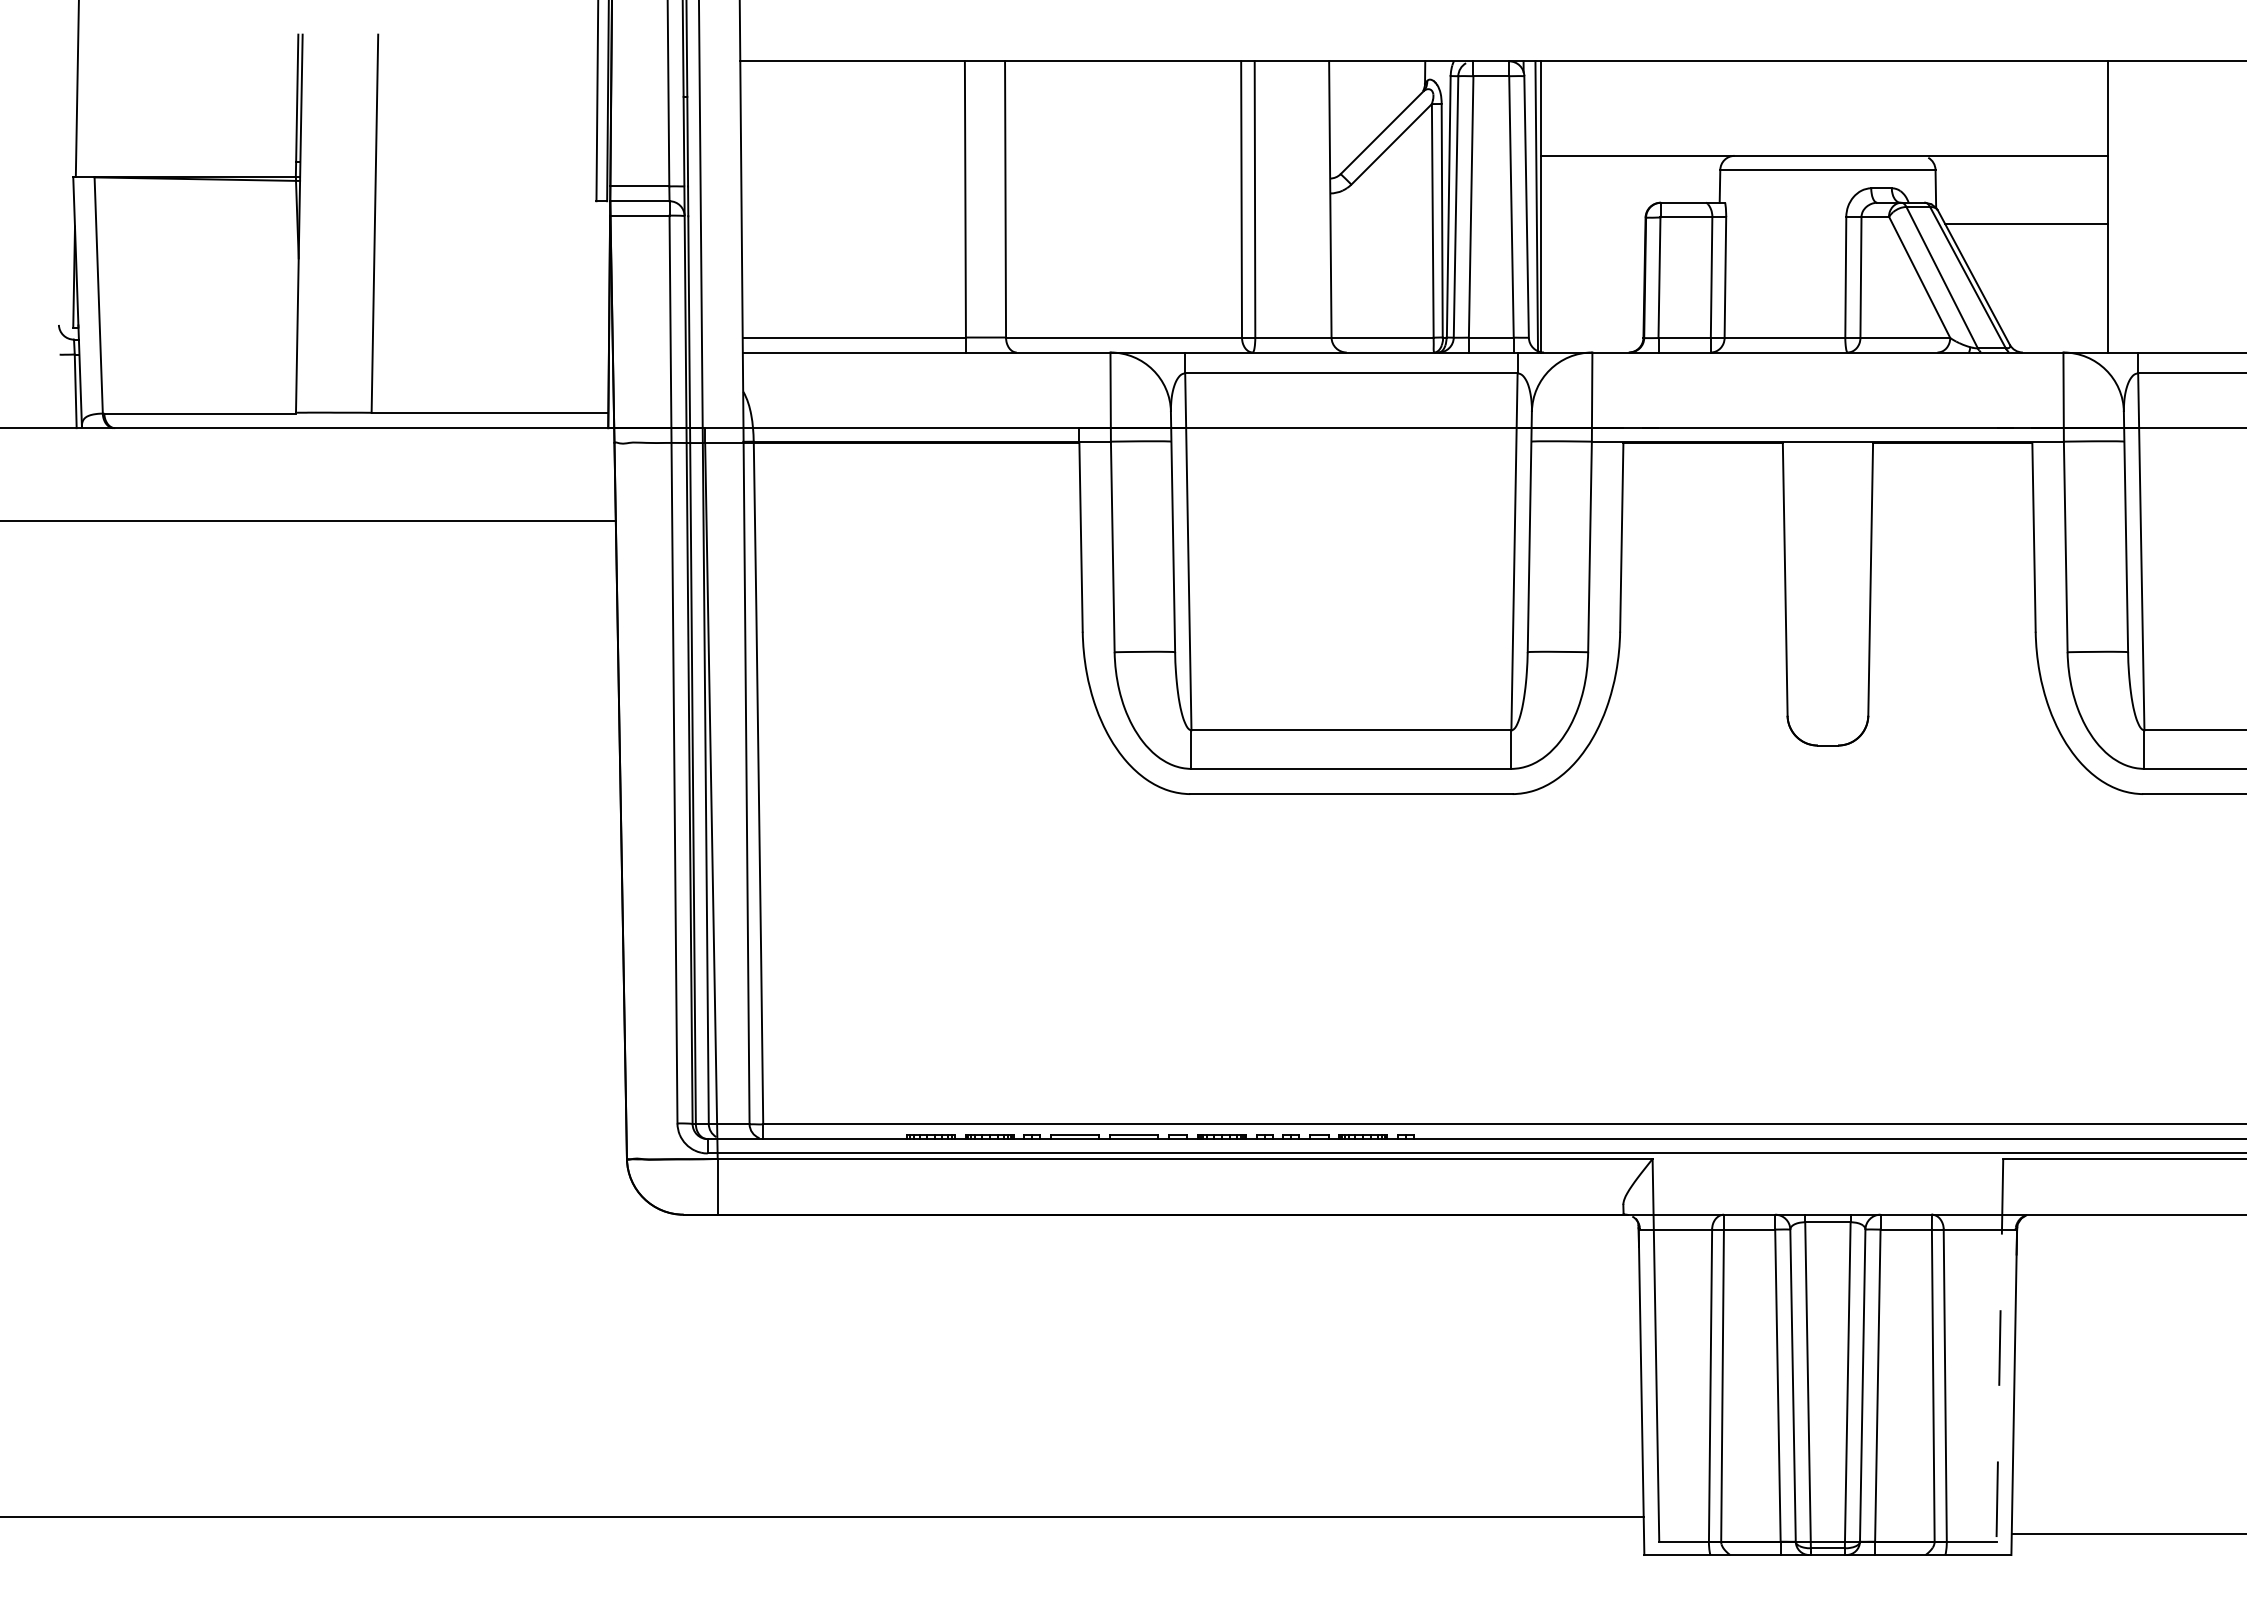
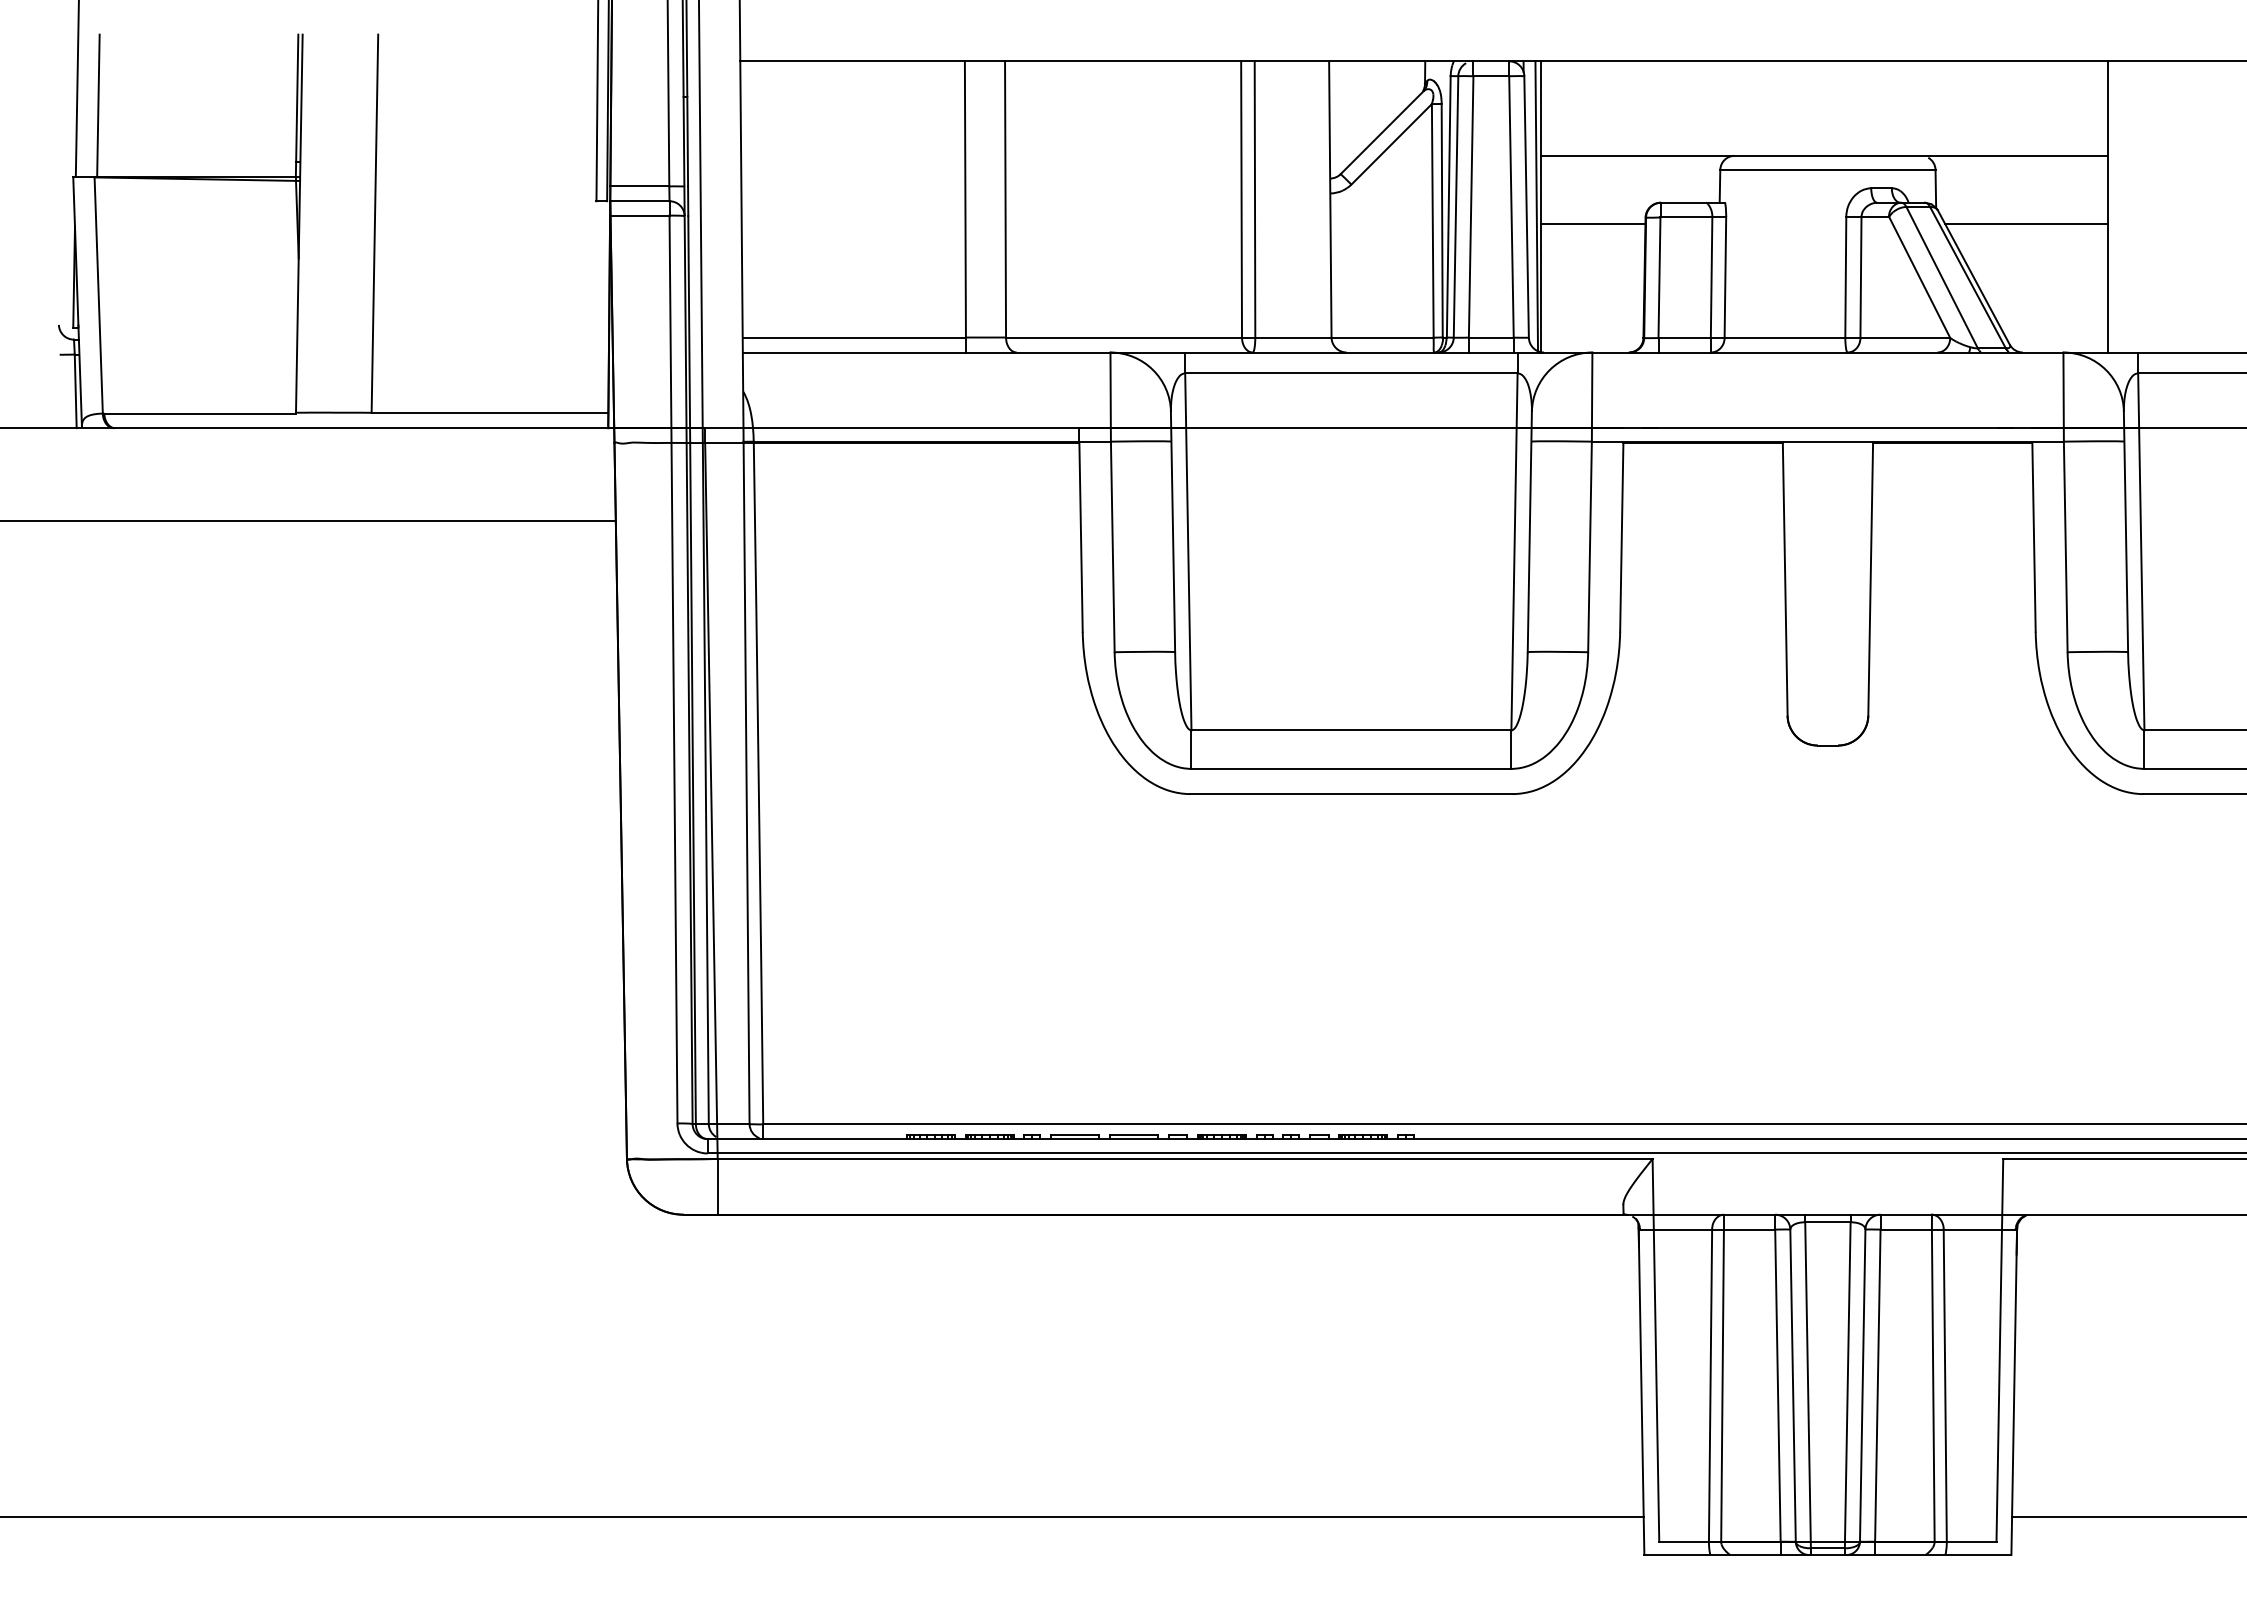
line: none -> present (98, 105)
line: none -> present (1592, 223)
line: dashed -> solid (1999, 1350)
line position: (2127, 1534) -> (2127, 1517) (2127, 1517)
